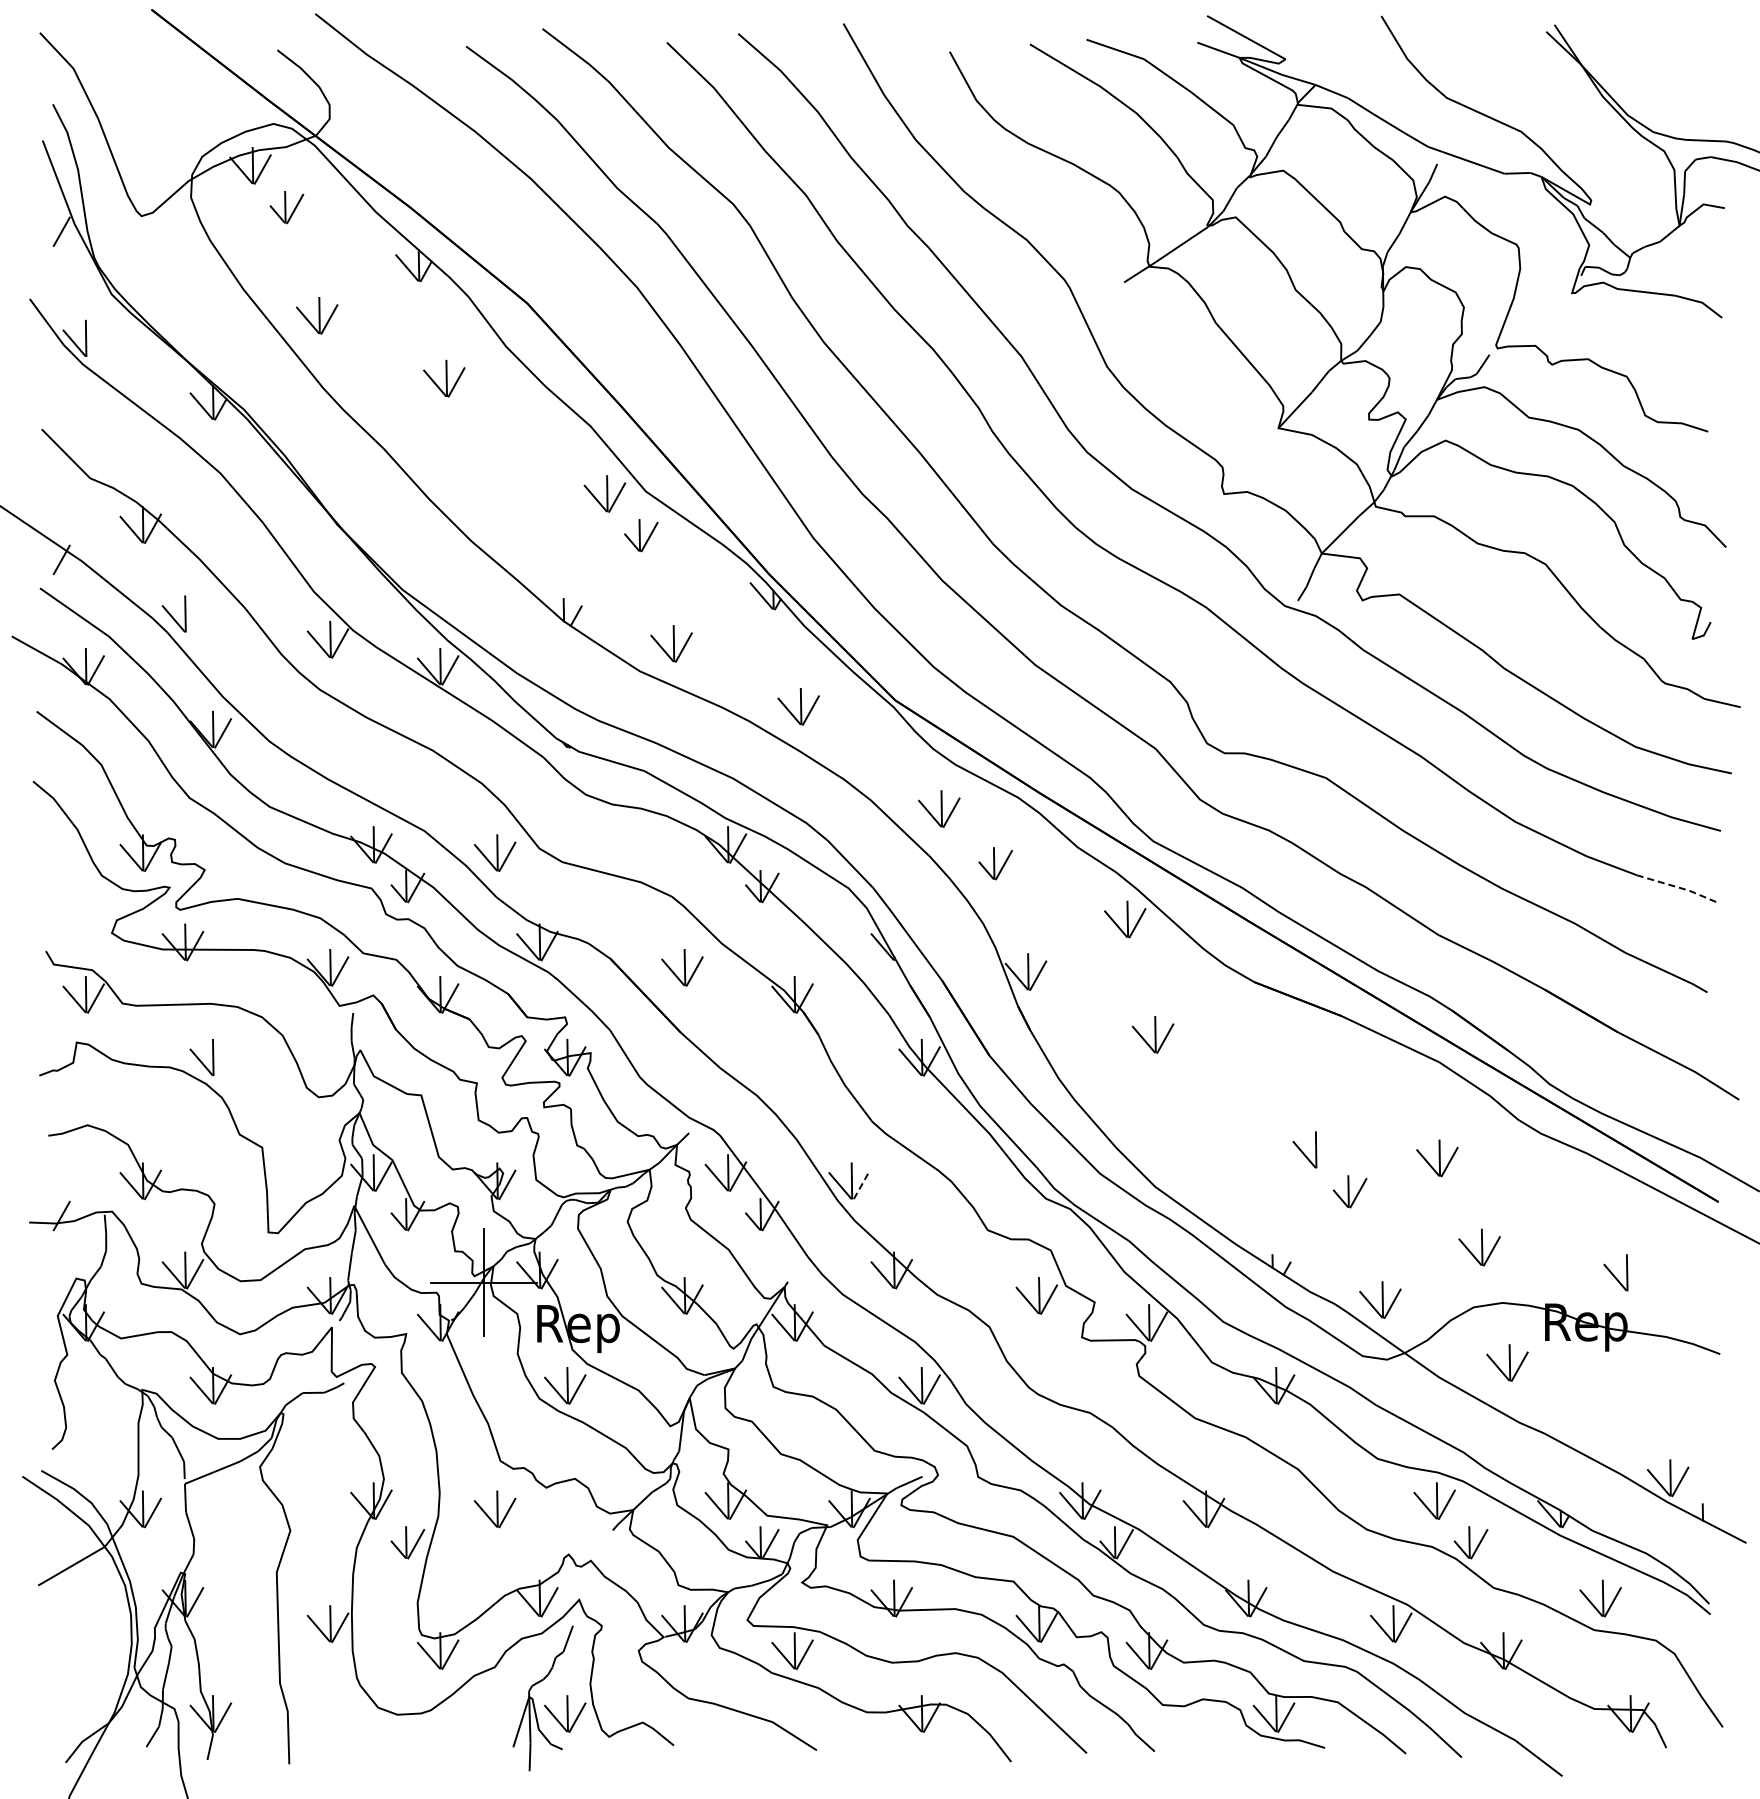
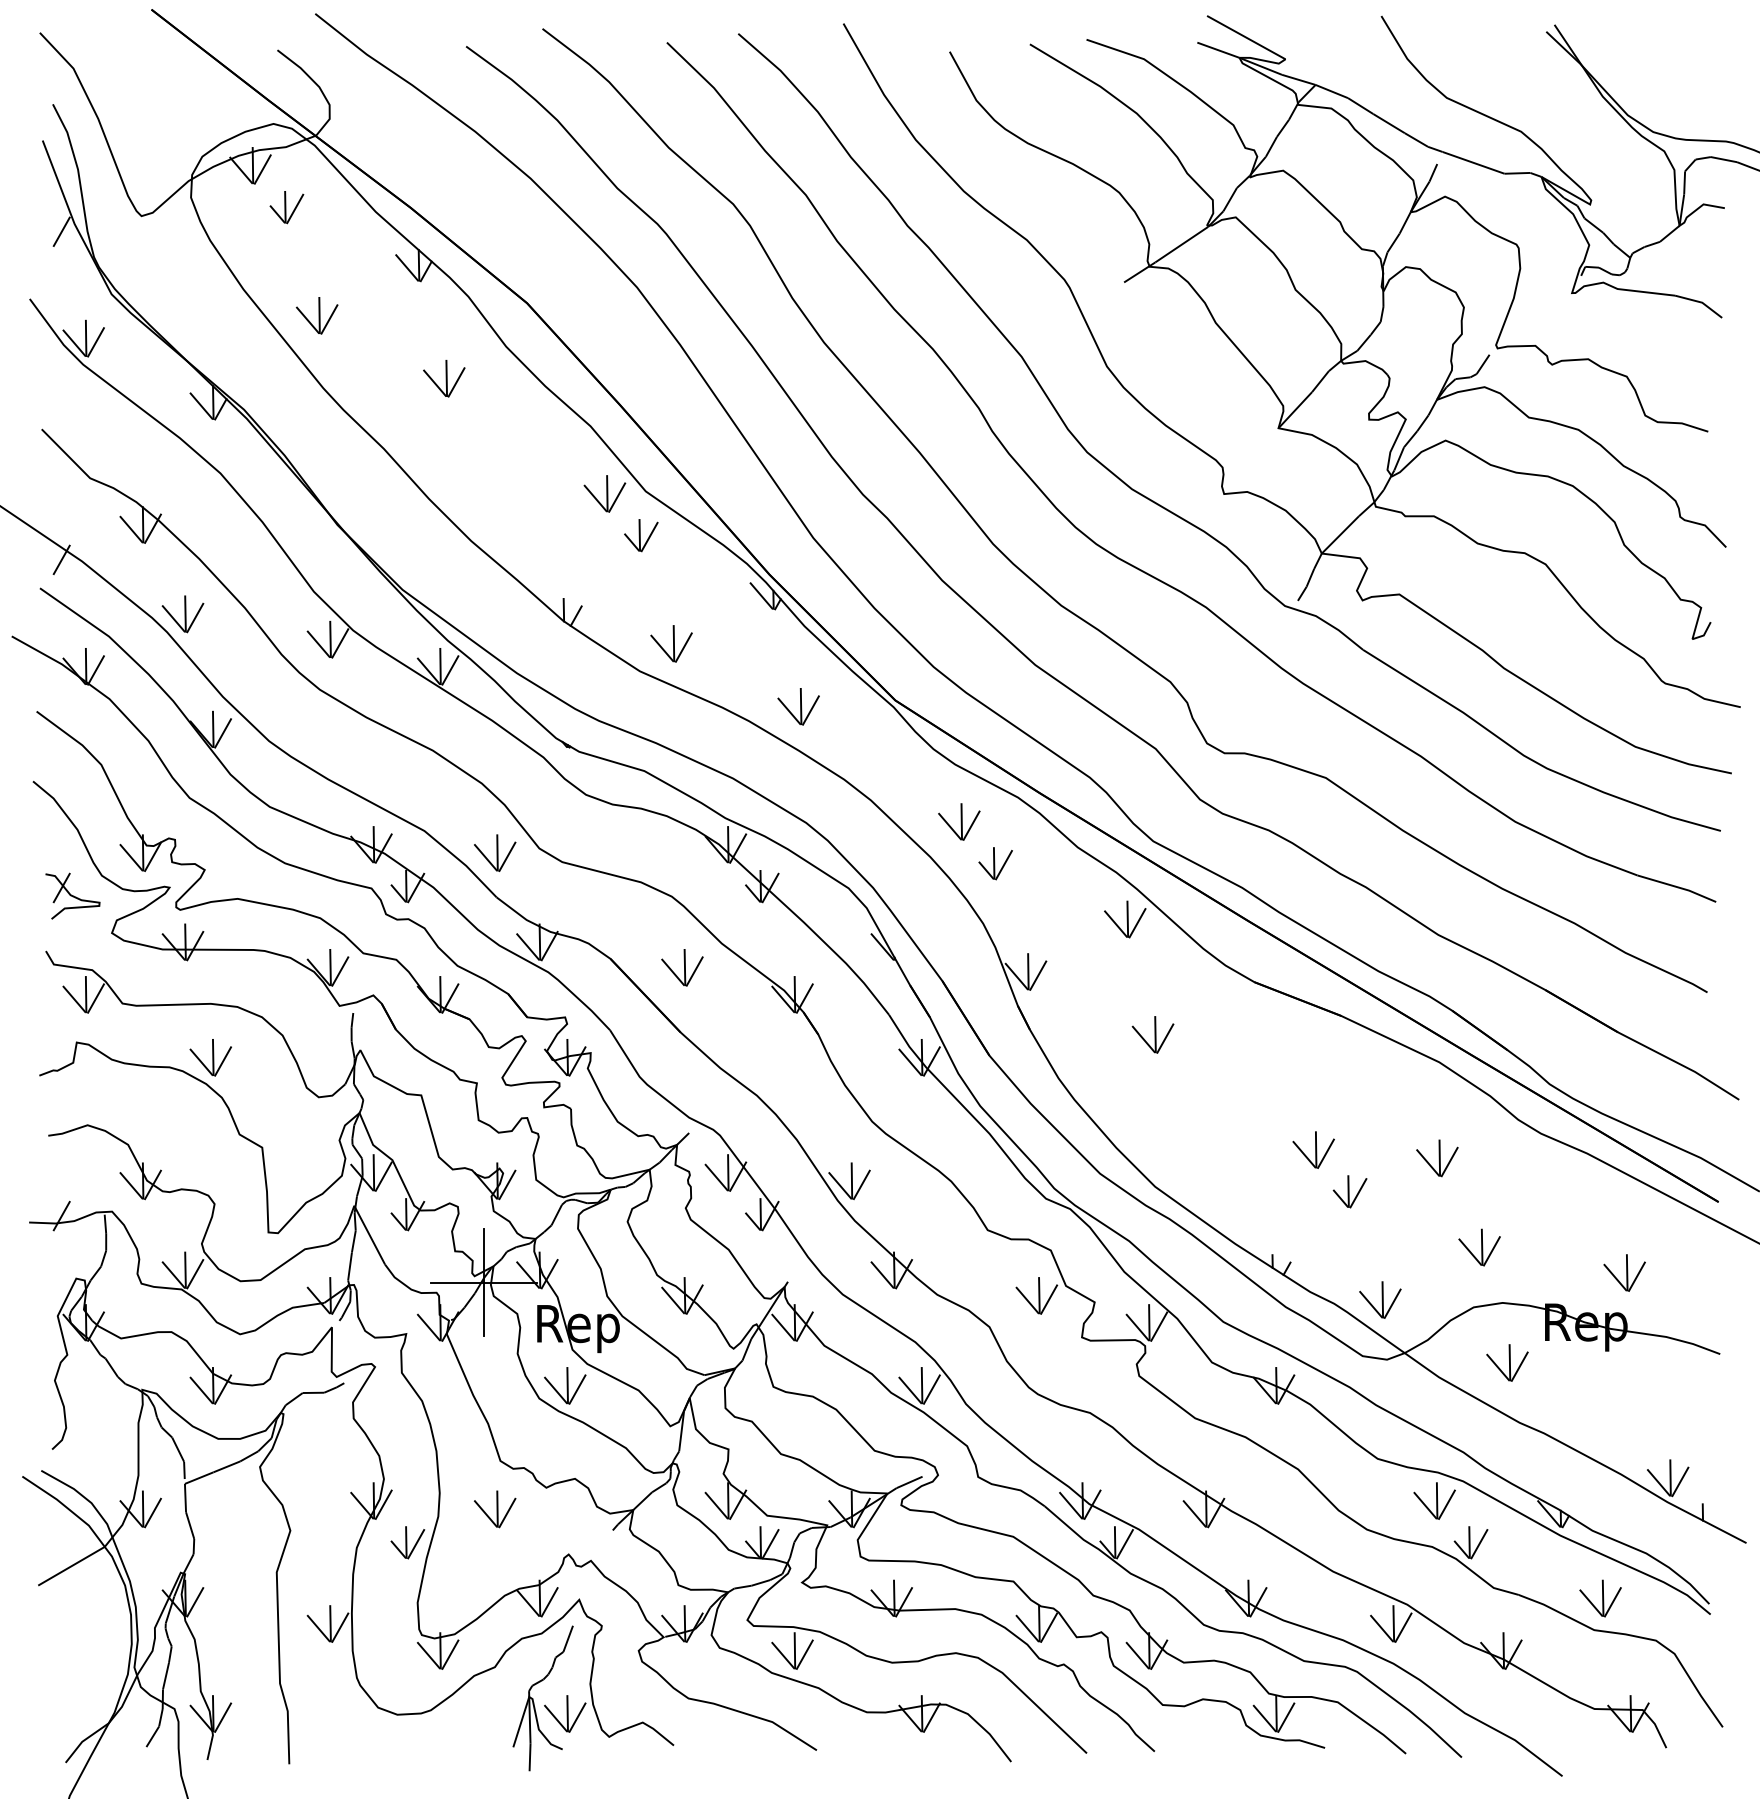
line: none -> present (95, 342)
line: none -> present (195, 617)
part position: (939, 808) -> (959, 821) (959, 821)
line: dashed -> solid (1677, 887)
part: none -> present (72, 895)
line: none -> present (223, 1061)
line: none -> present (1325, 1153)
line: dashed -> solid (862, 1184)
line: none -> present (1636, 1276)
